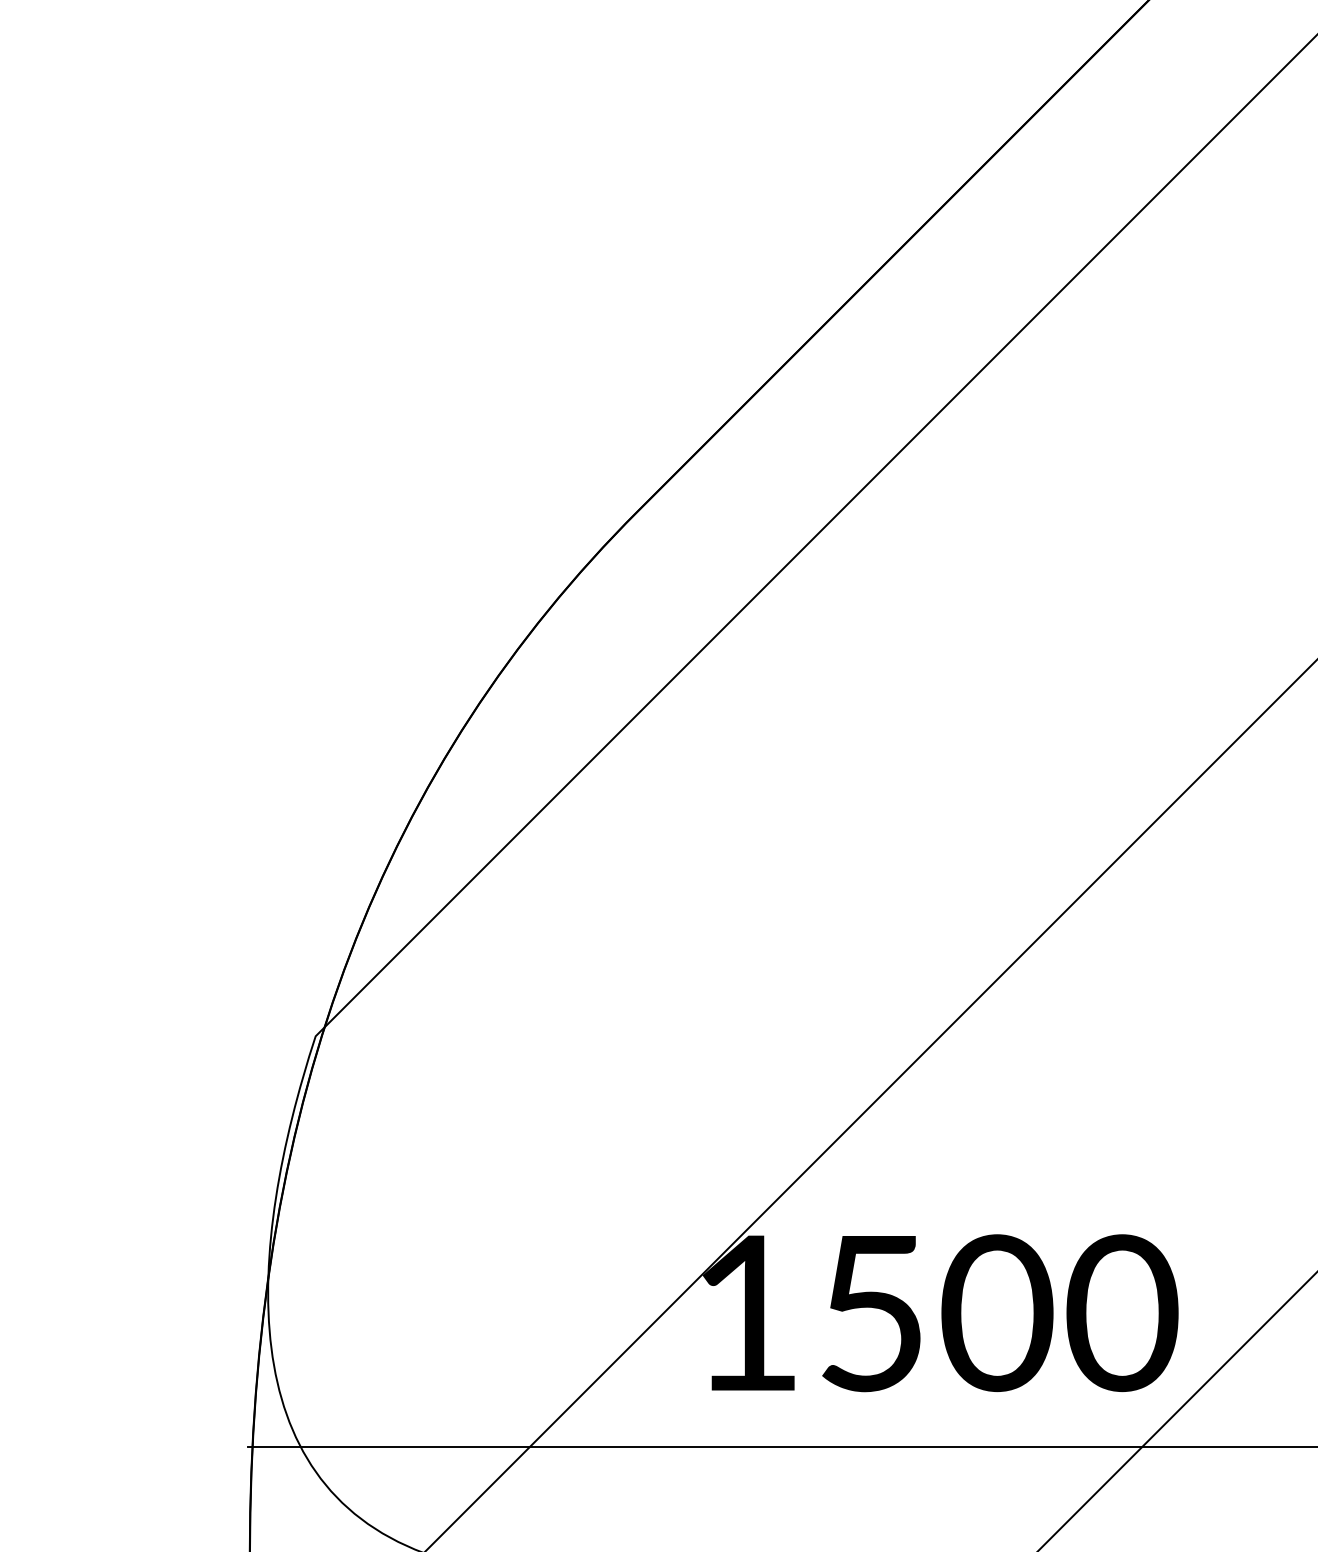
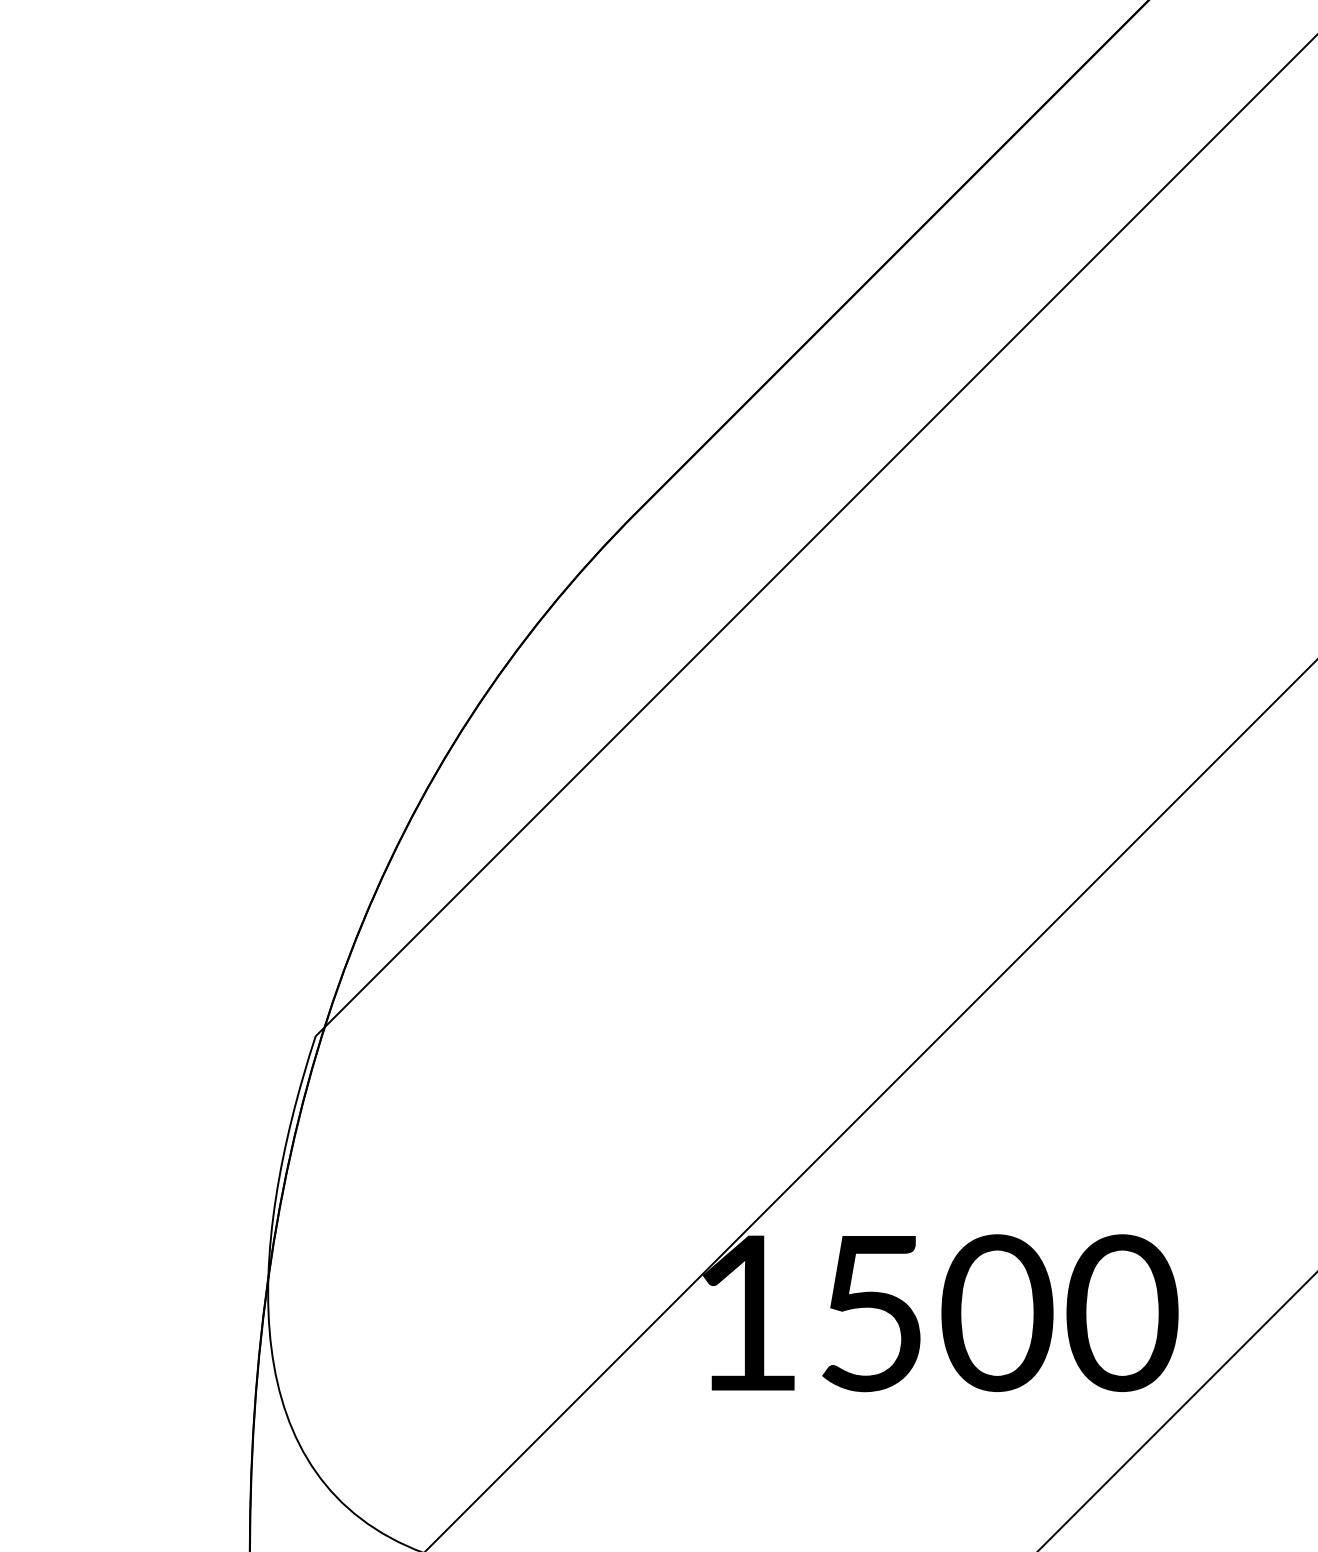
line: present -> none (781, 1446)
